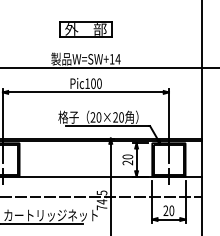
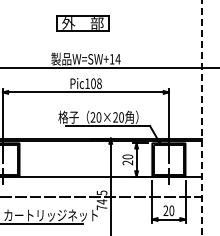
part position: (85, 29) -> (82, 23) (82, 23)
text: Pic100 -> Pic108 (99, 83)
line: solid -> dashed (202, 118)
